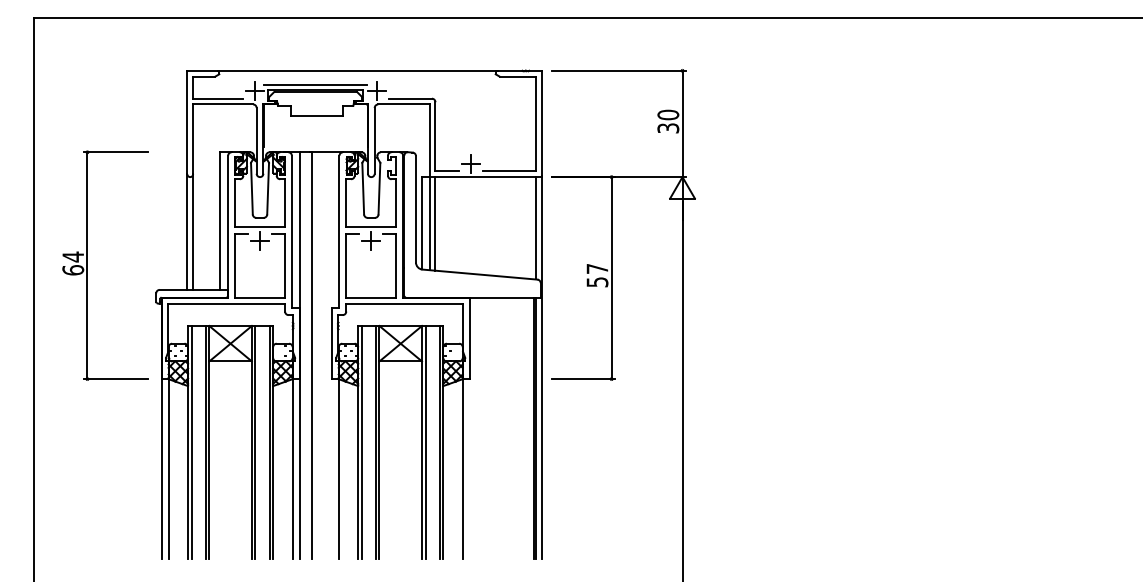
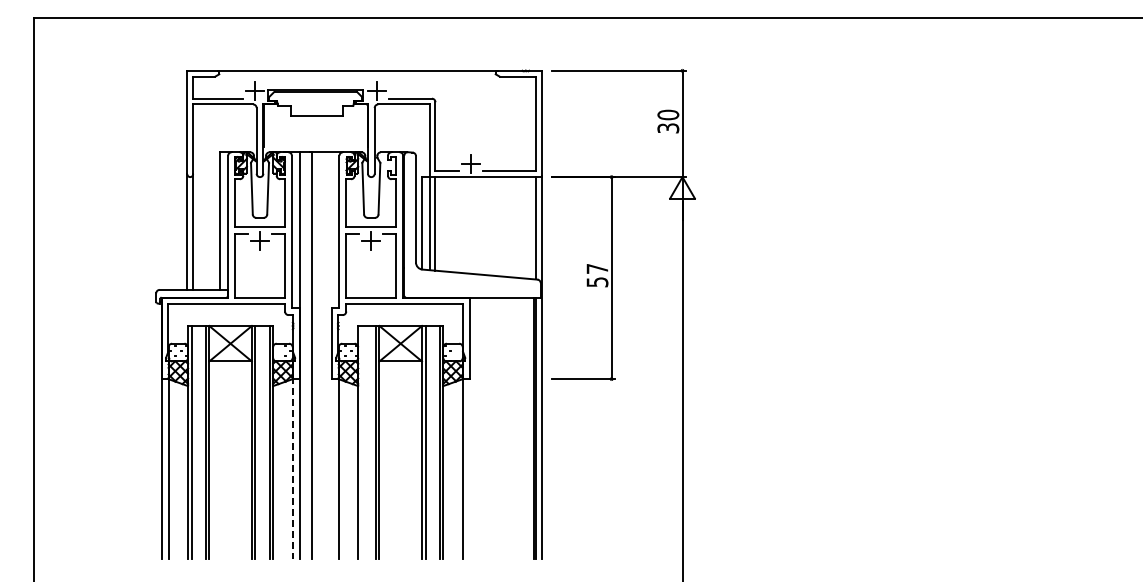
line: present -> none (315, 84)
part: present -> none (87, 265)
line: present -> none (361, 442)
line: solid -> dashed (292, 468)
